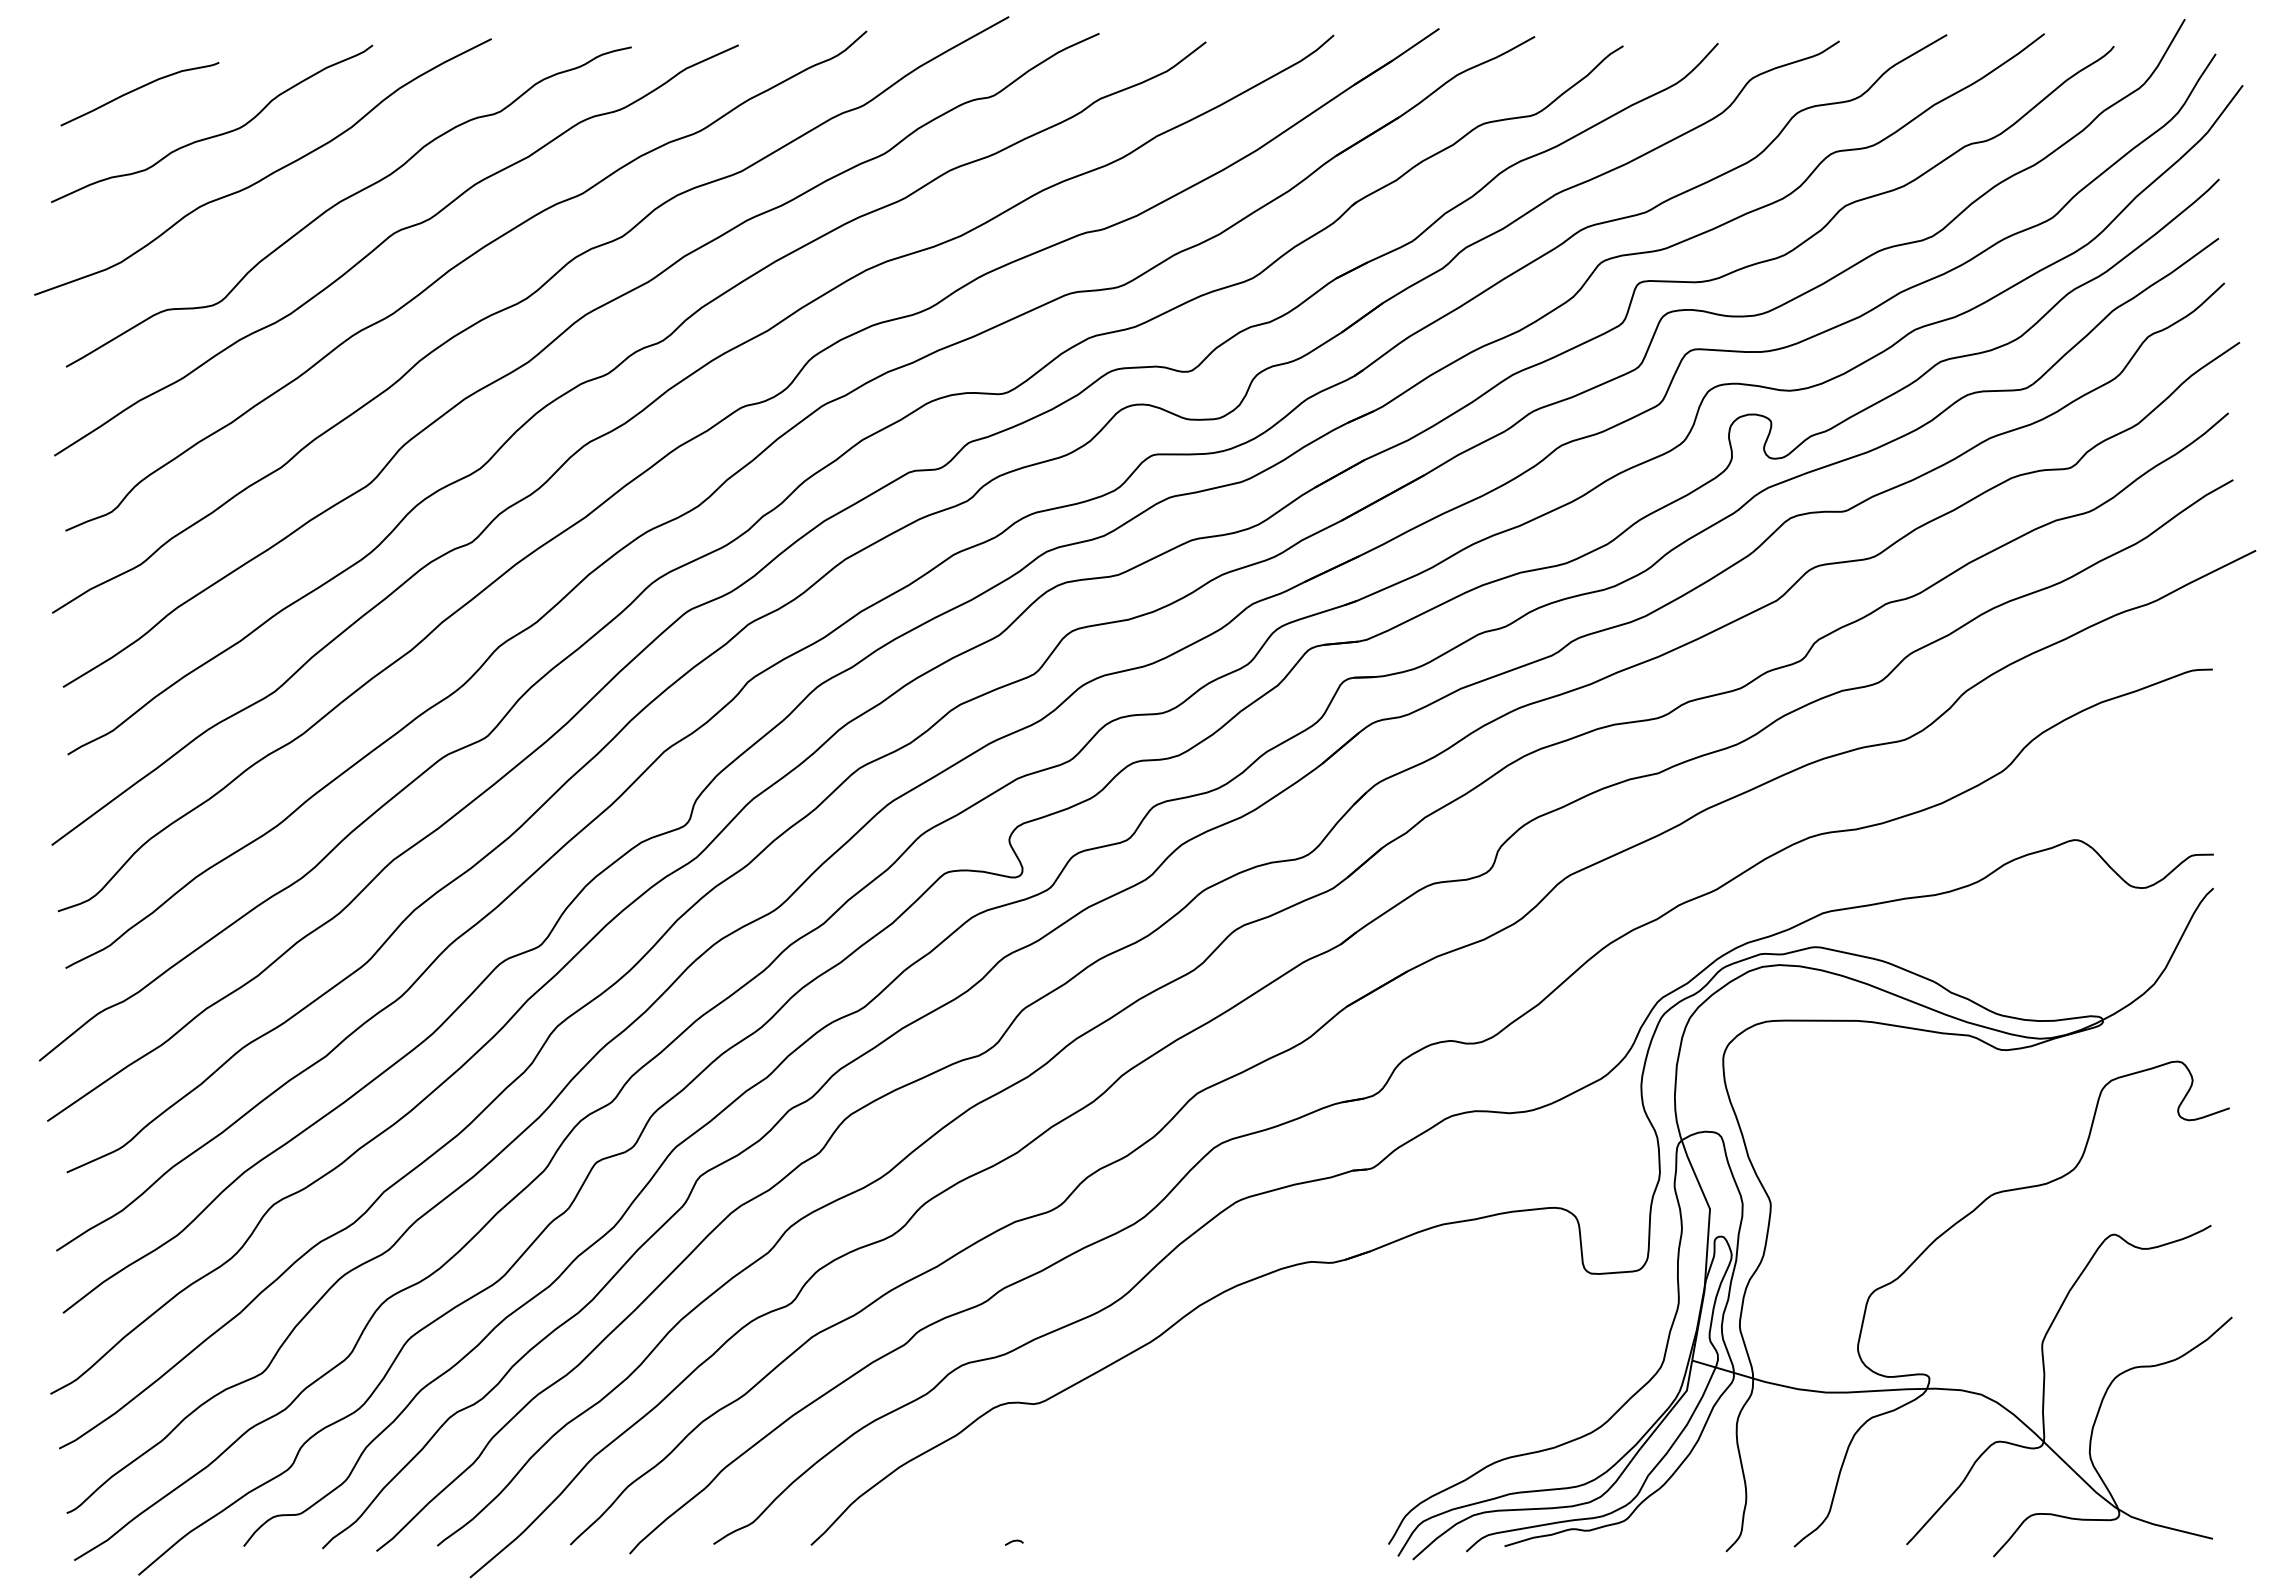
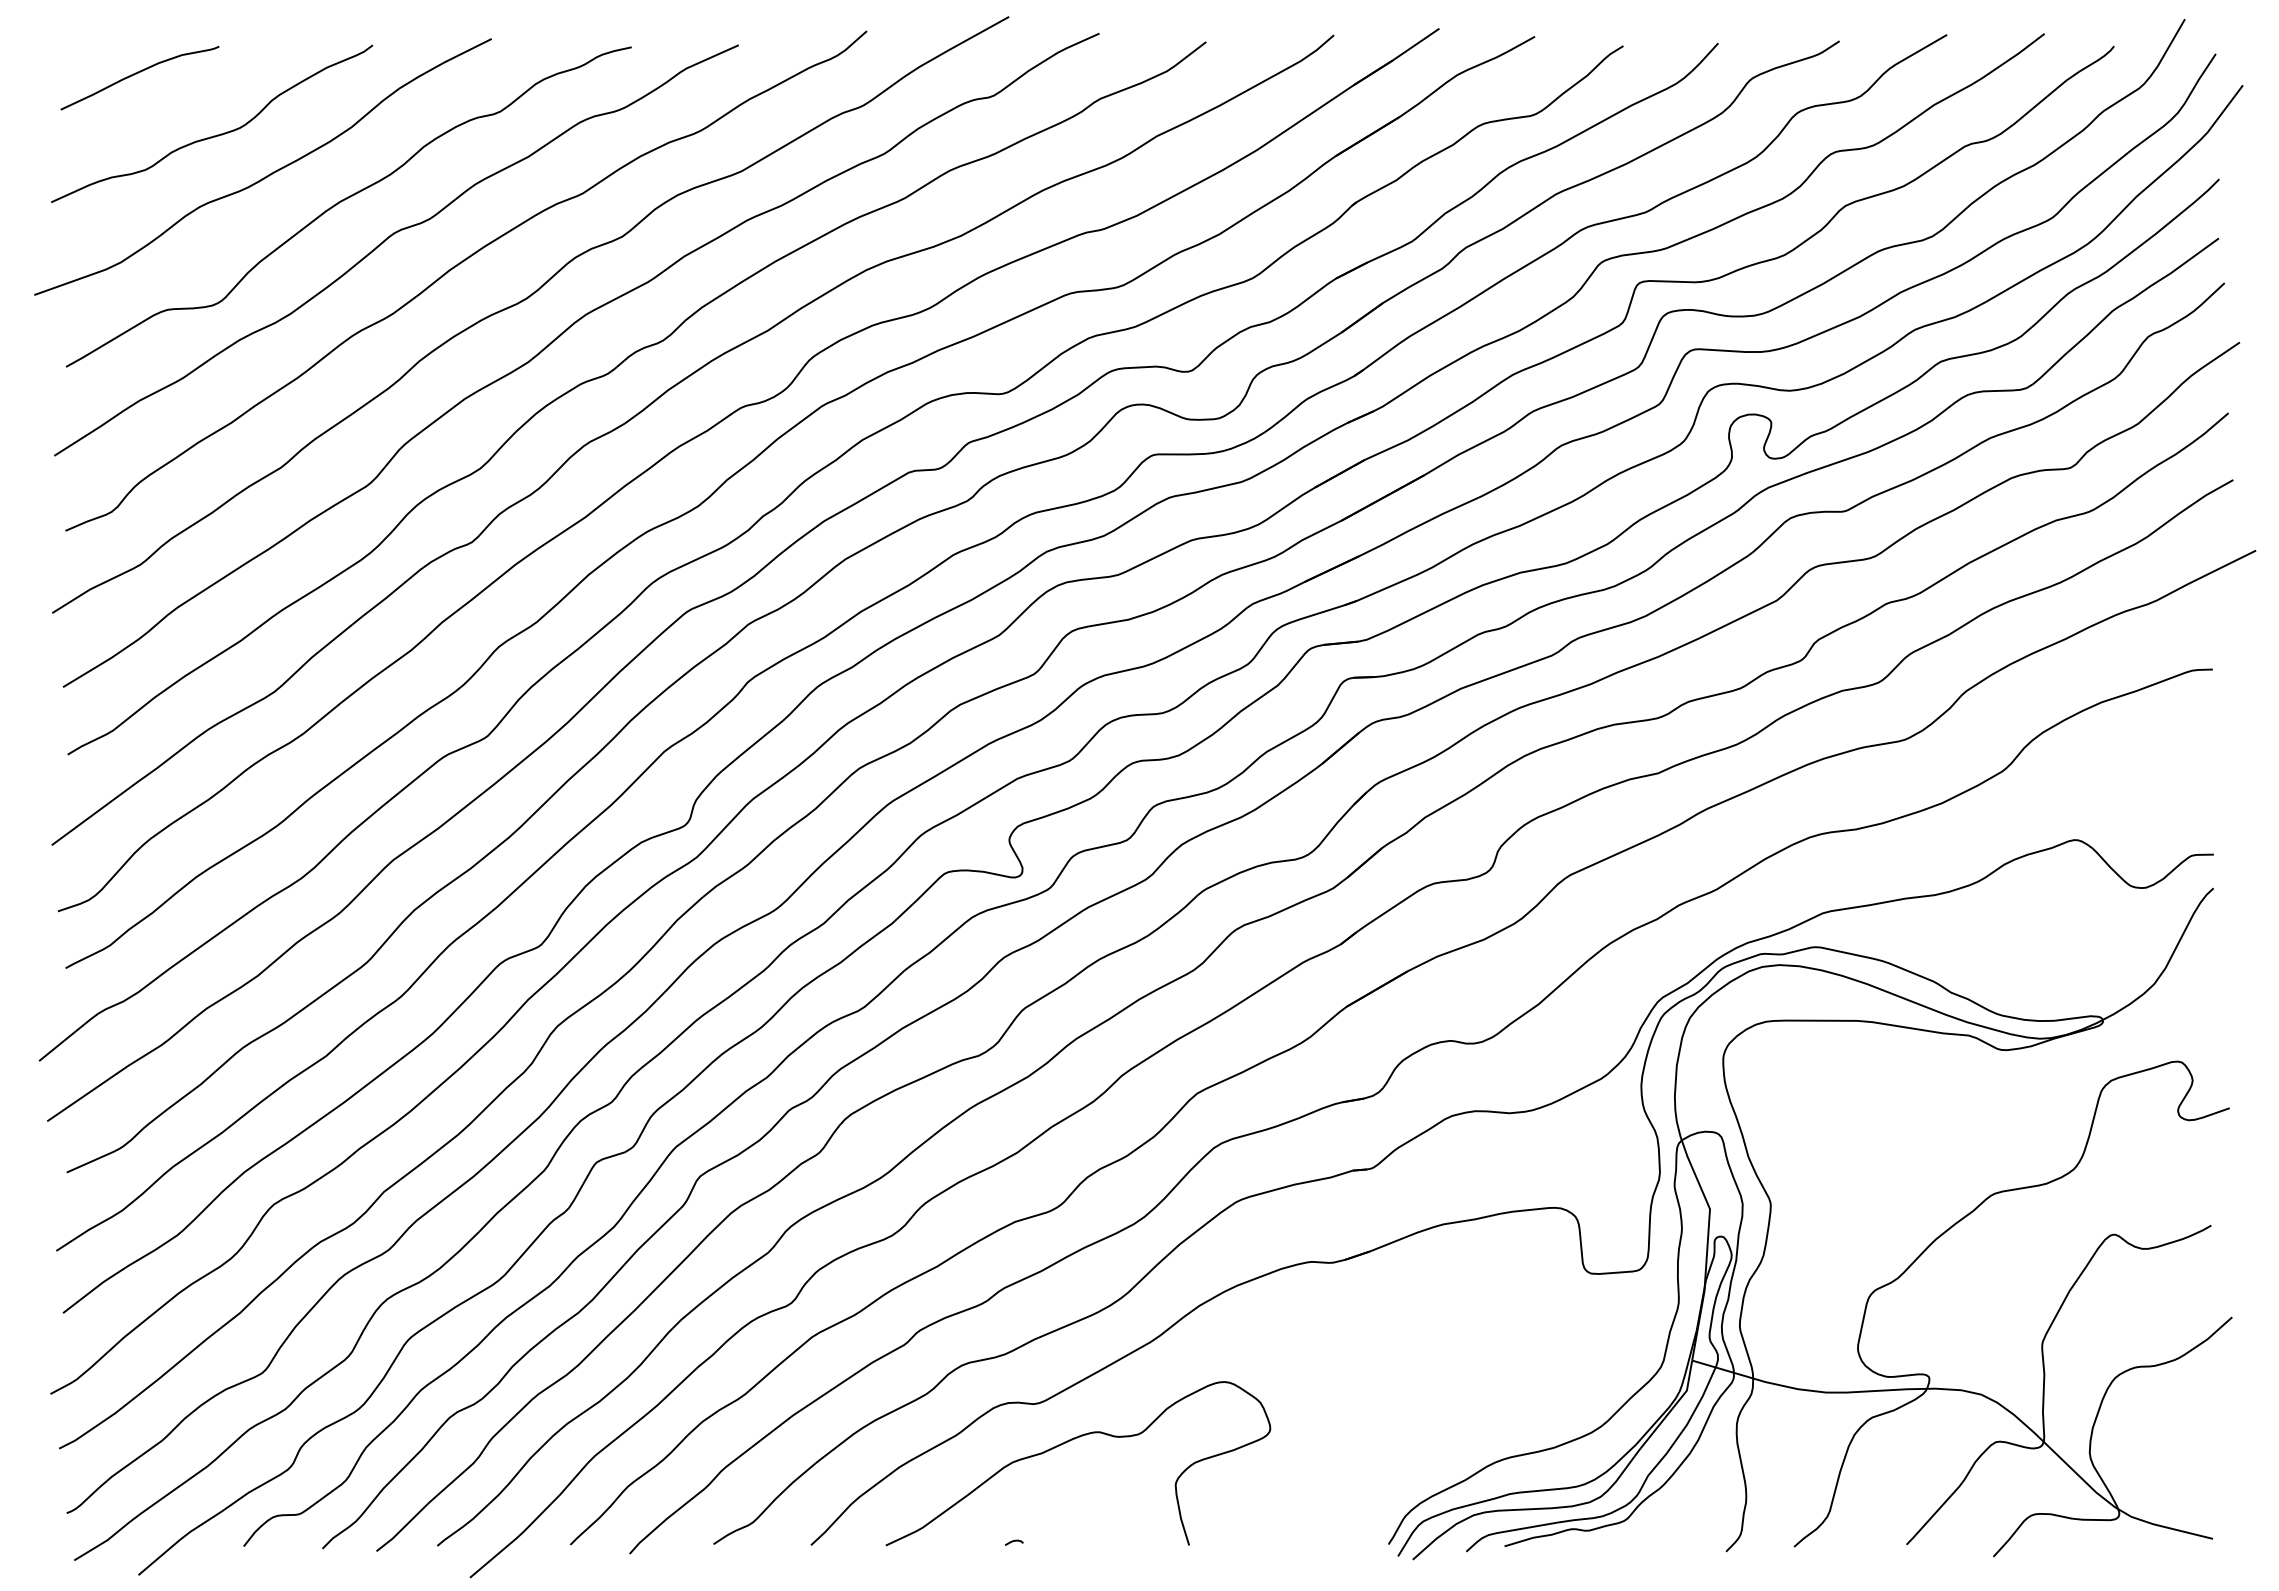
curve position: (136, 90) -> (136, 74) (136, 74)
curve: none -> present (1068, 1442)
